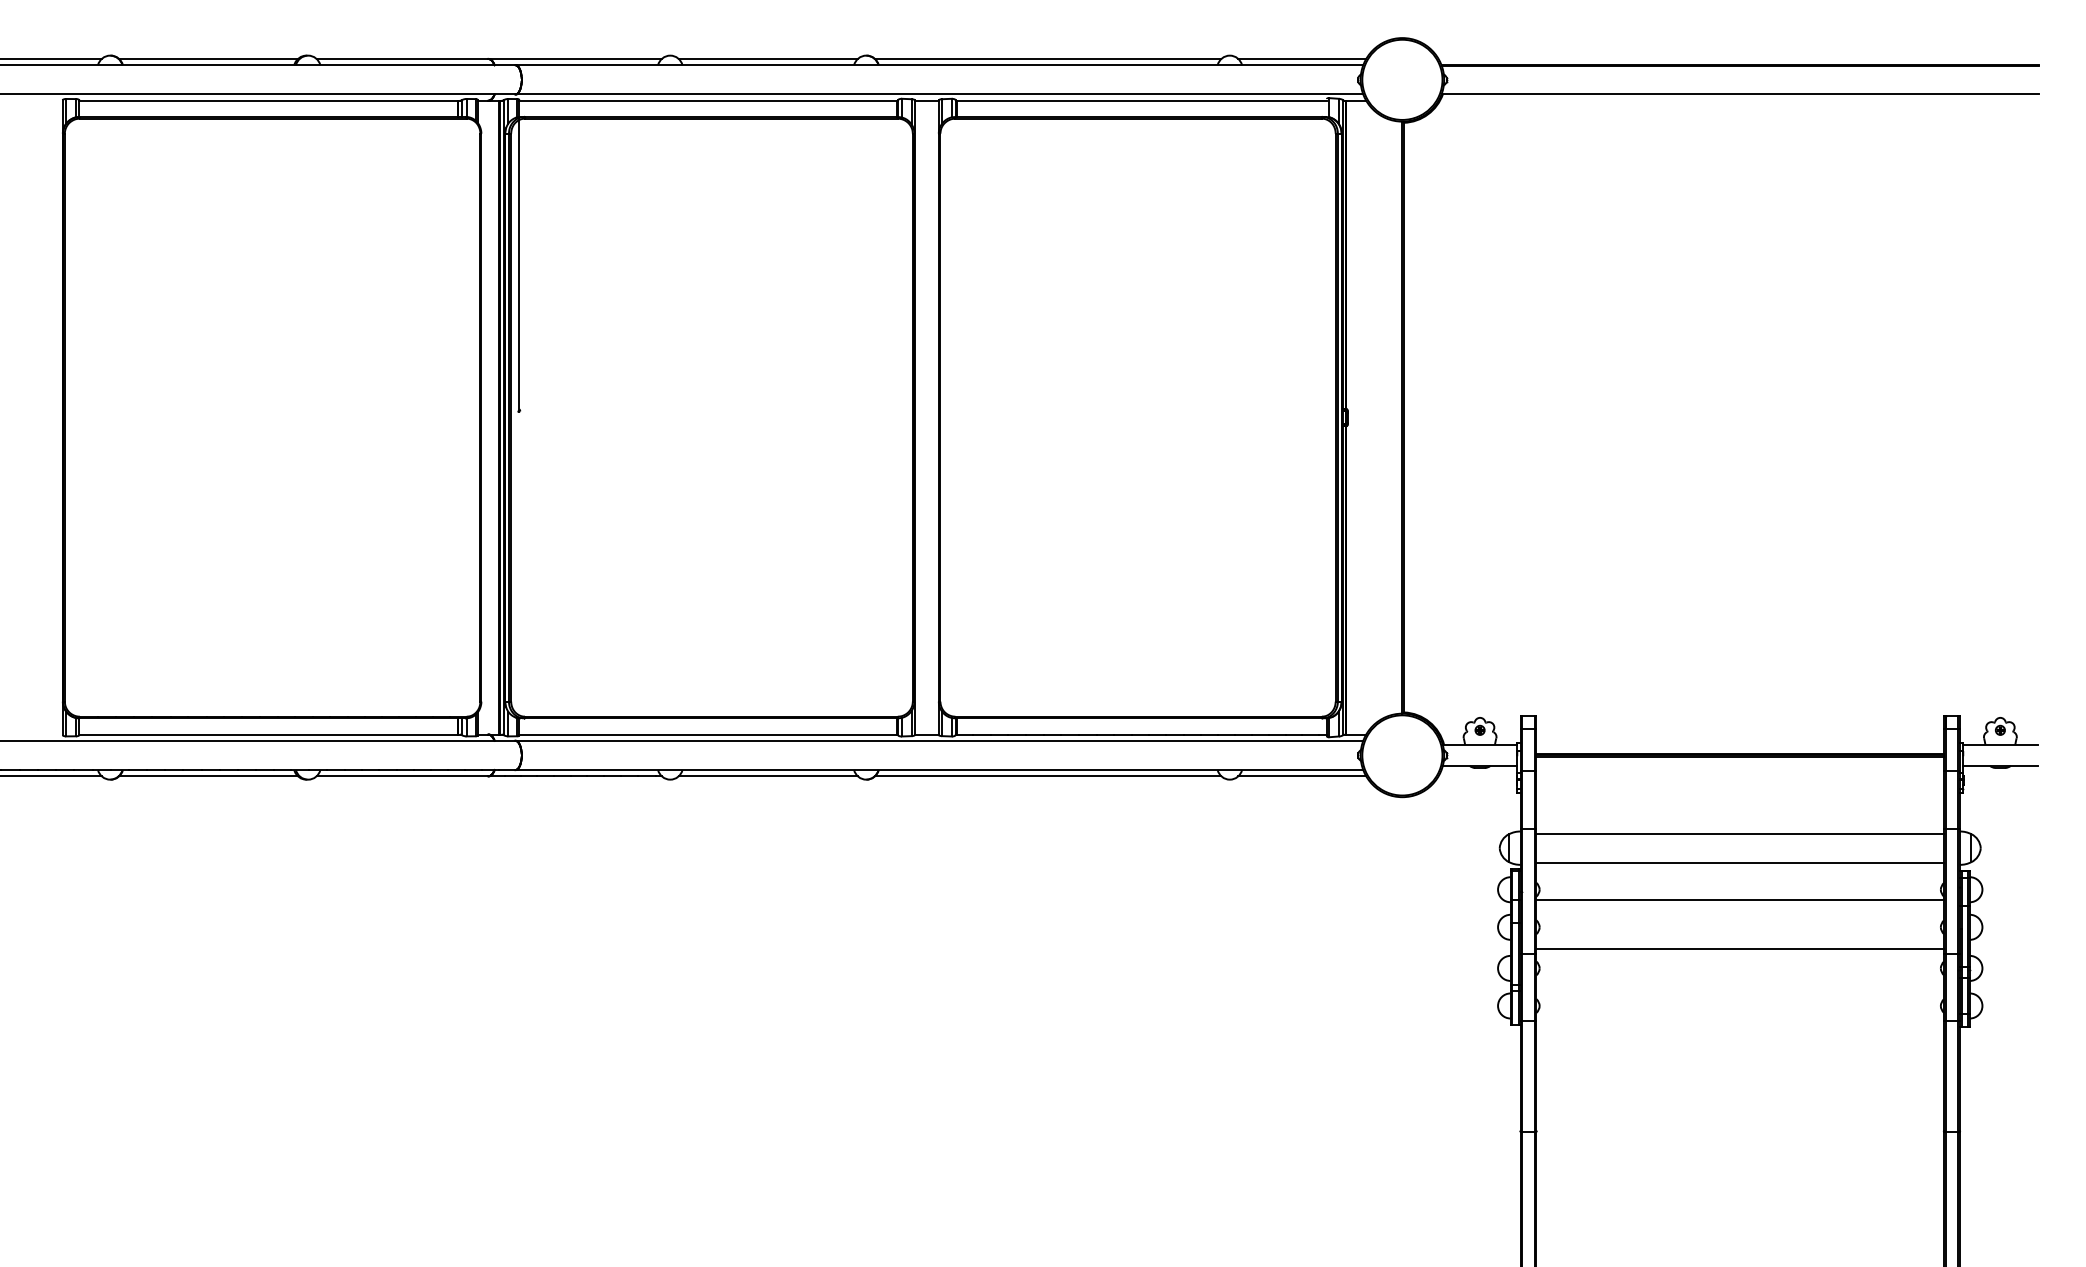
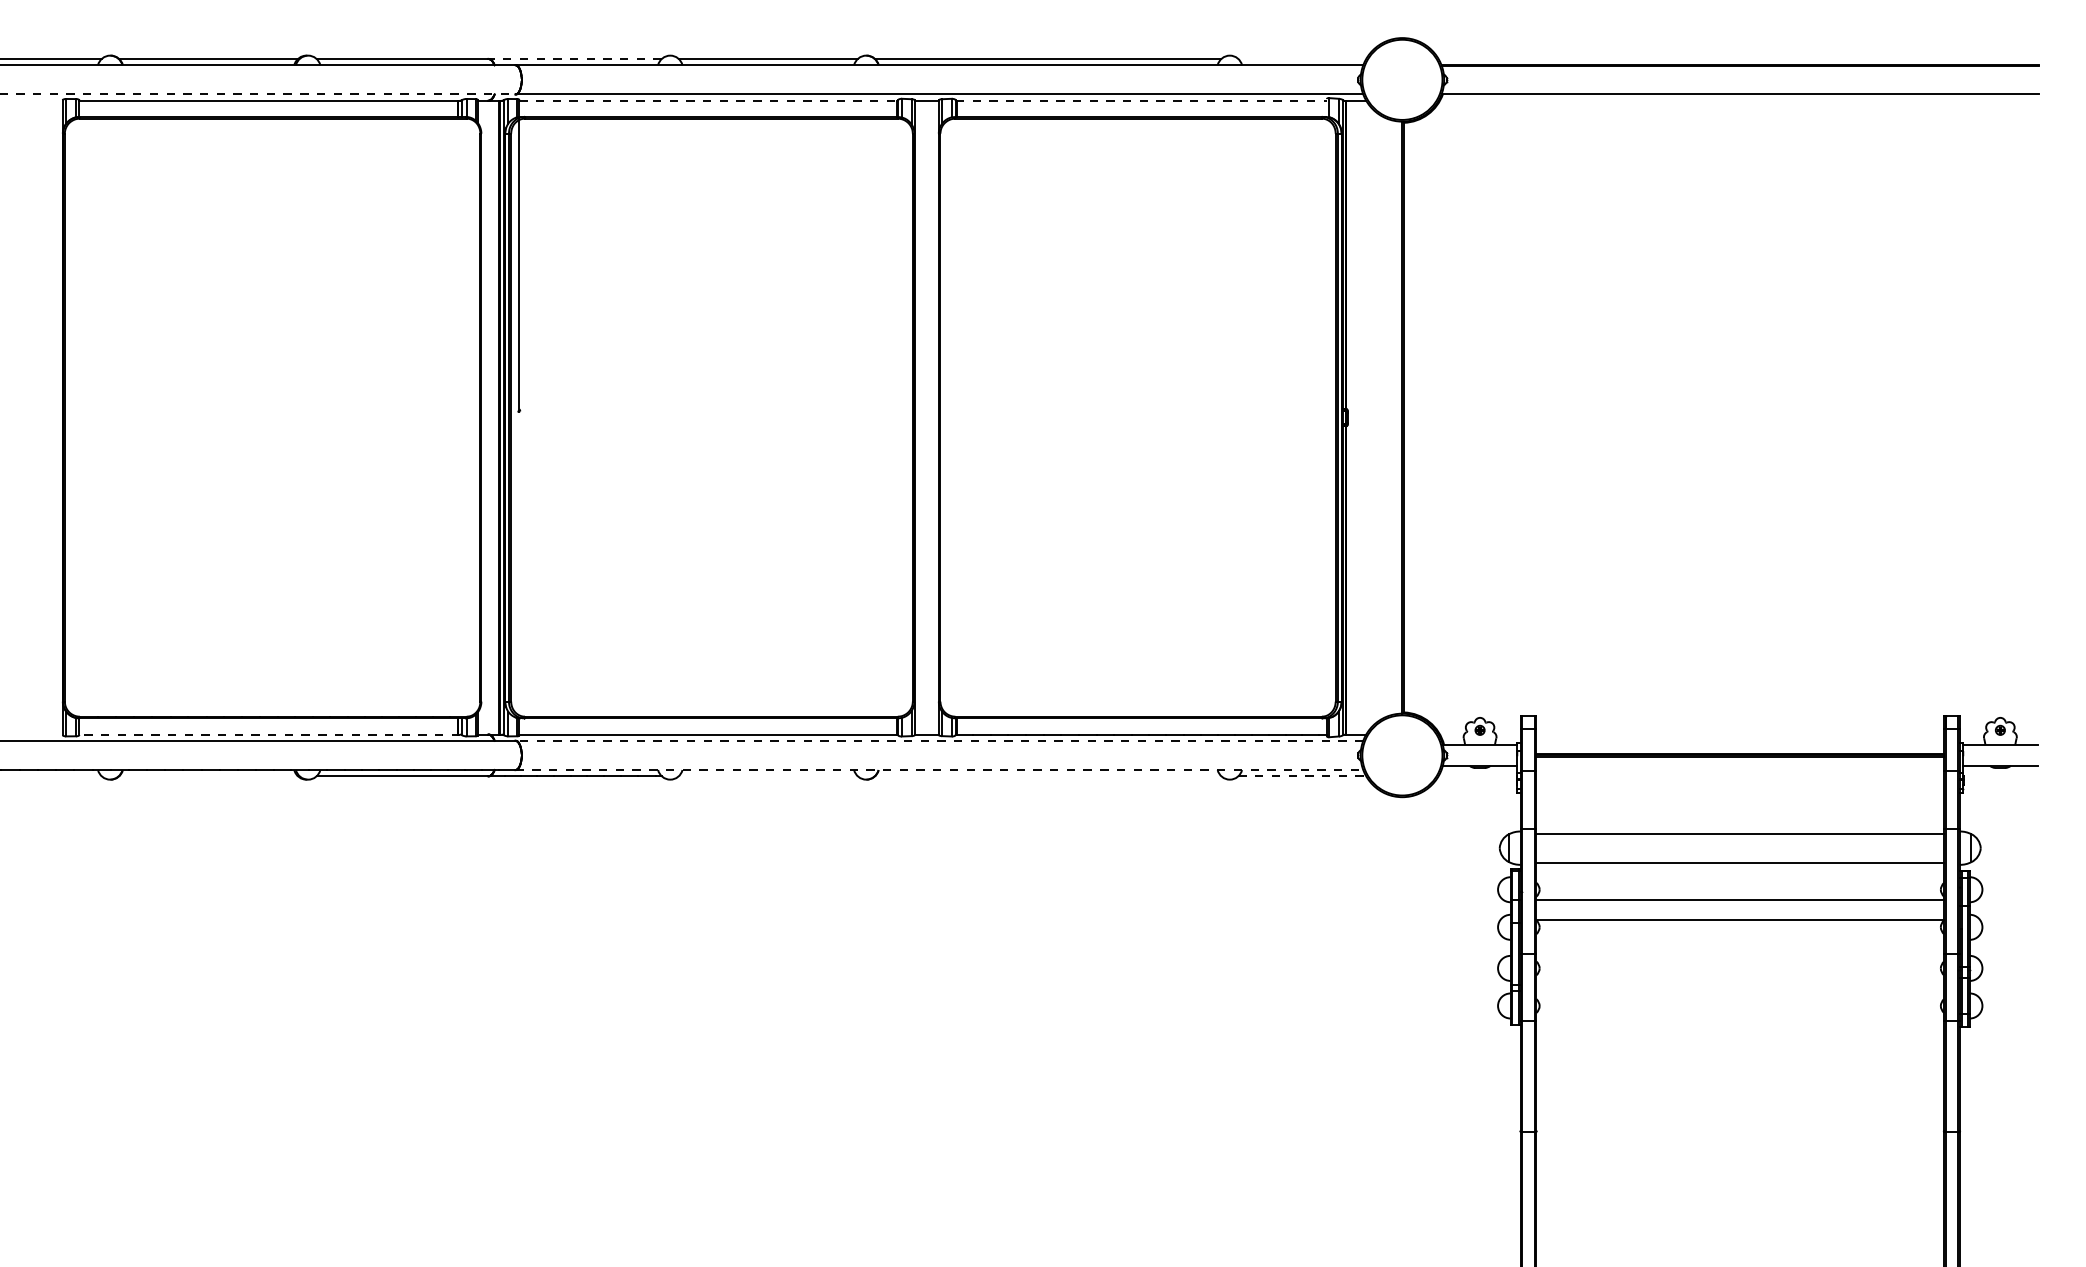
line: solid -> dashed (575, 58)
line: present -> none (1302, 58)
line: solid -> dashed (258, 94)
line: solid -> dashed (708, 100)
line: solid -> dashed (1141, 100)
line: solid -> dashed (269, 734)
line: solid -> dashed (939, 740)
line: solid -> dashed (939, 770)
line: present -> none (51, 776)
line: present -> none (208, 776)
line: present -> none (767, 776)
line: present -> none (1048, 776)
line: solid -> dashed (1302, 776)
line position: (1740, 948) -> (1740, 919) (1740, 919)
